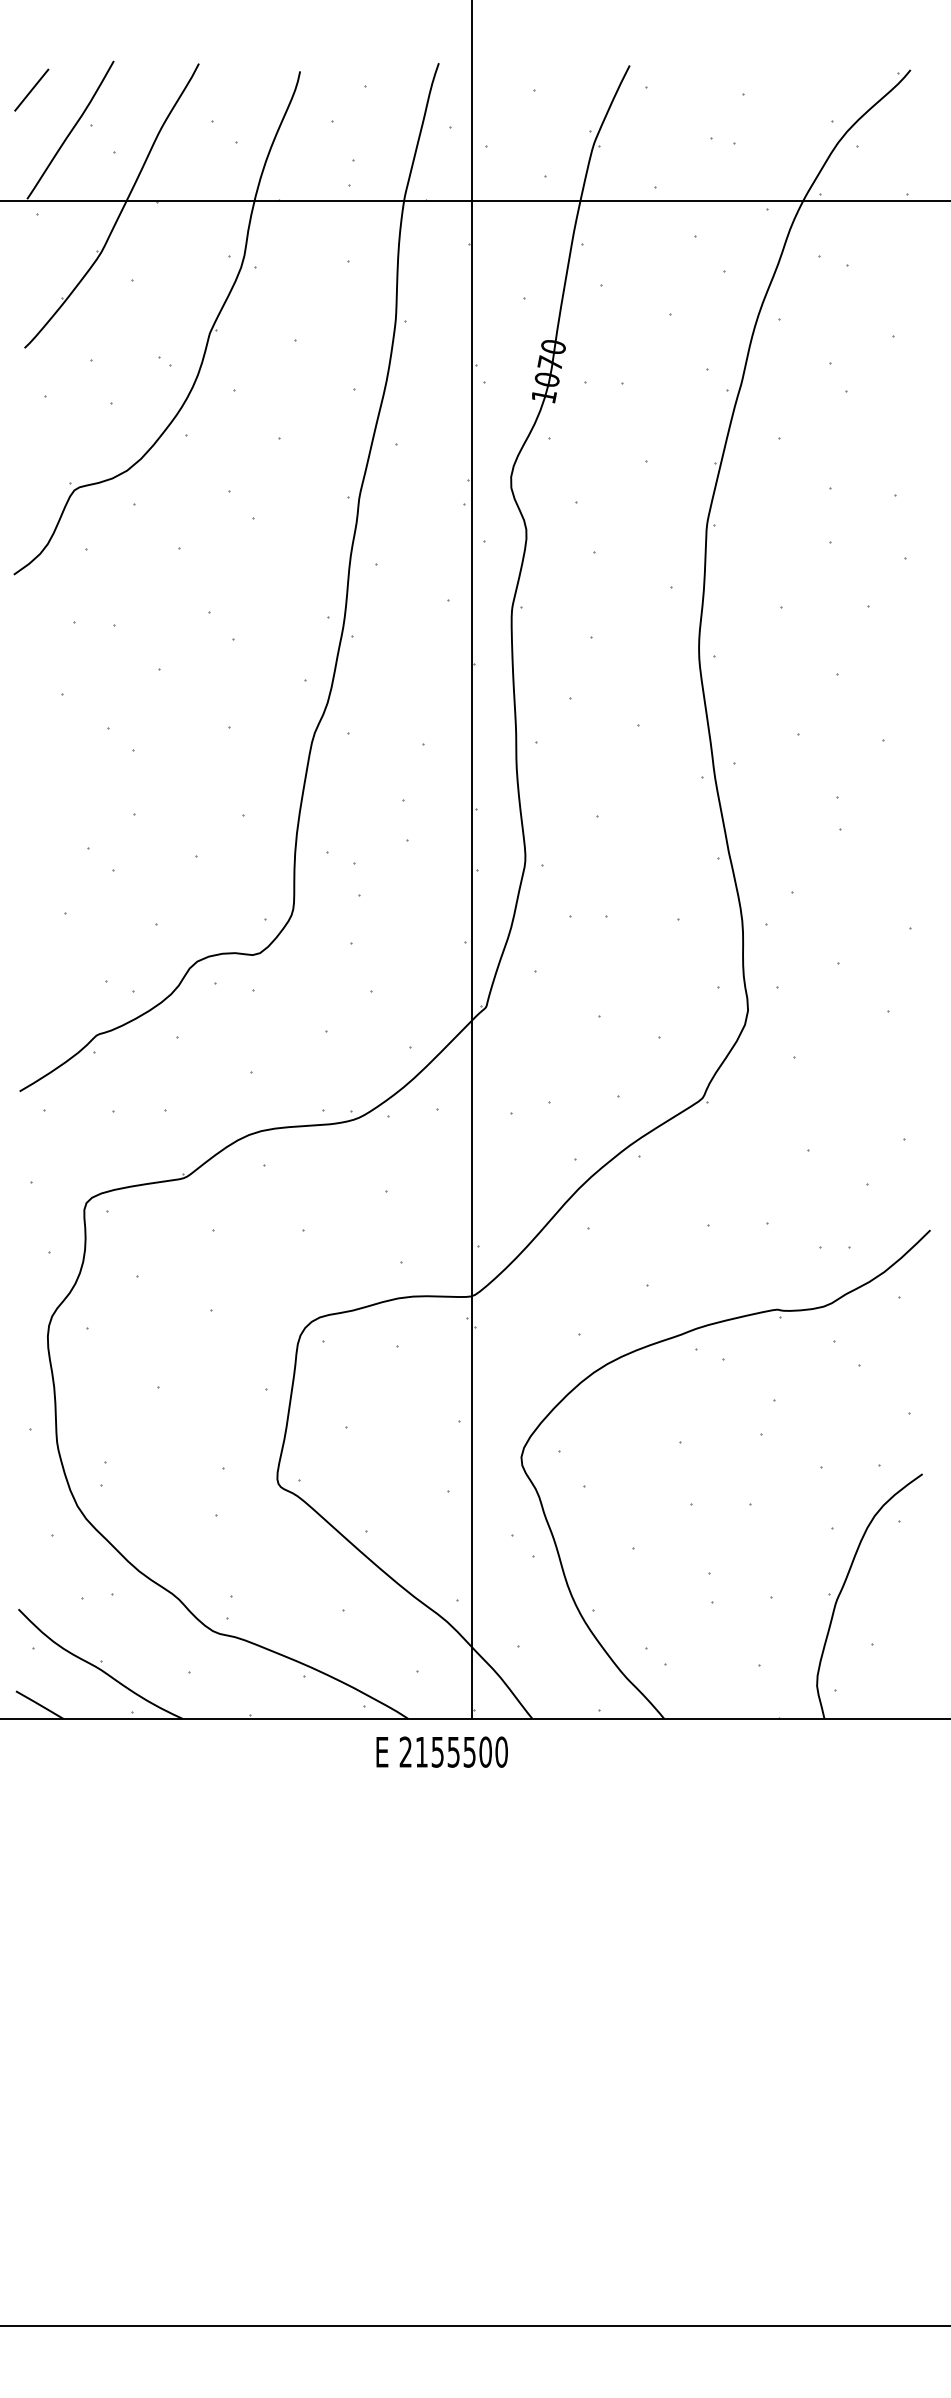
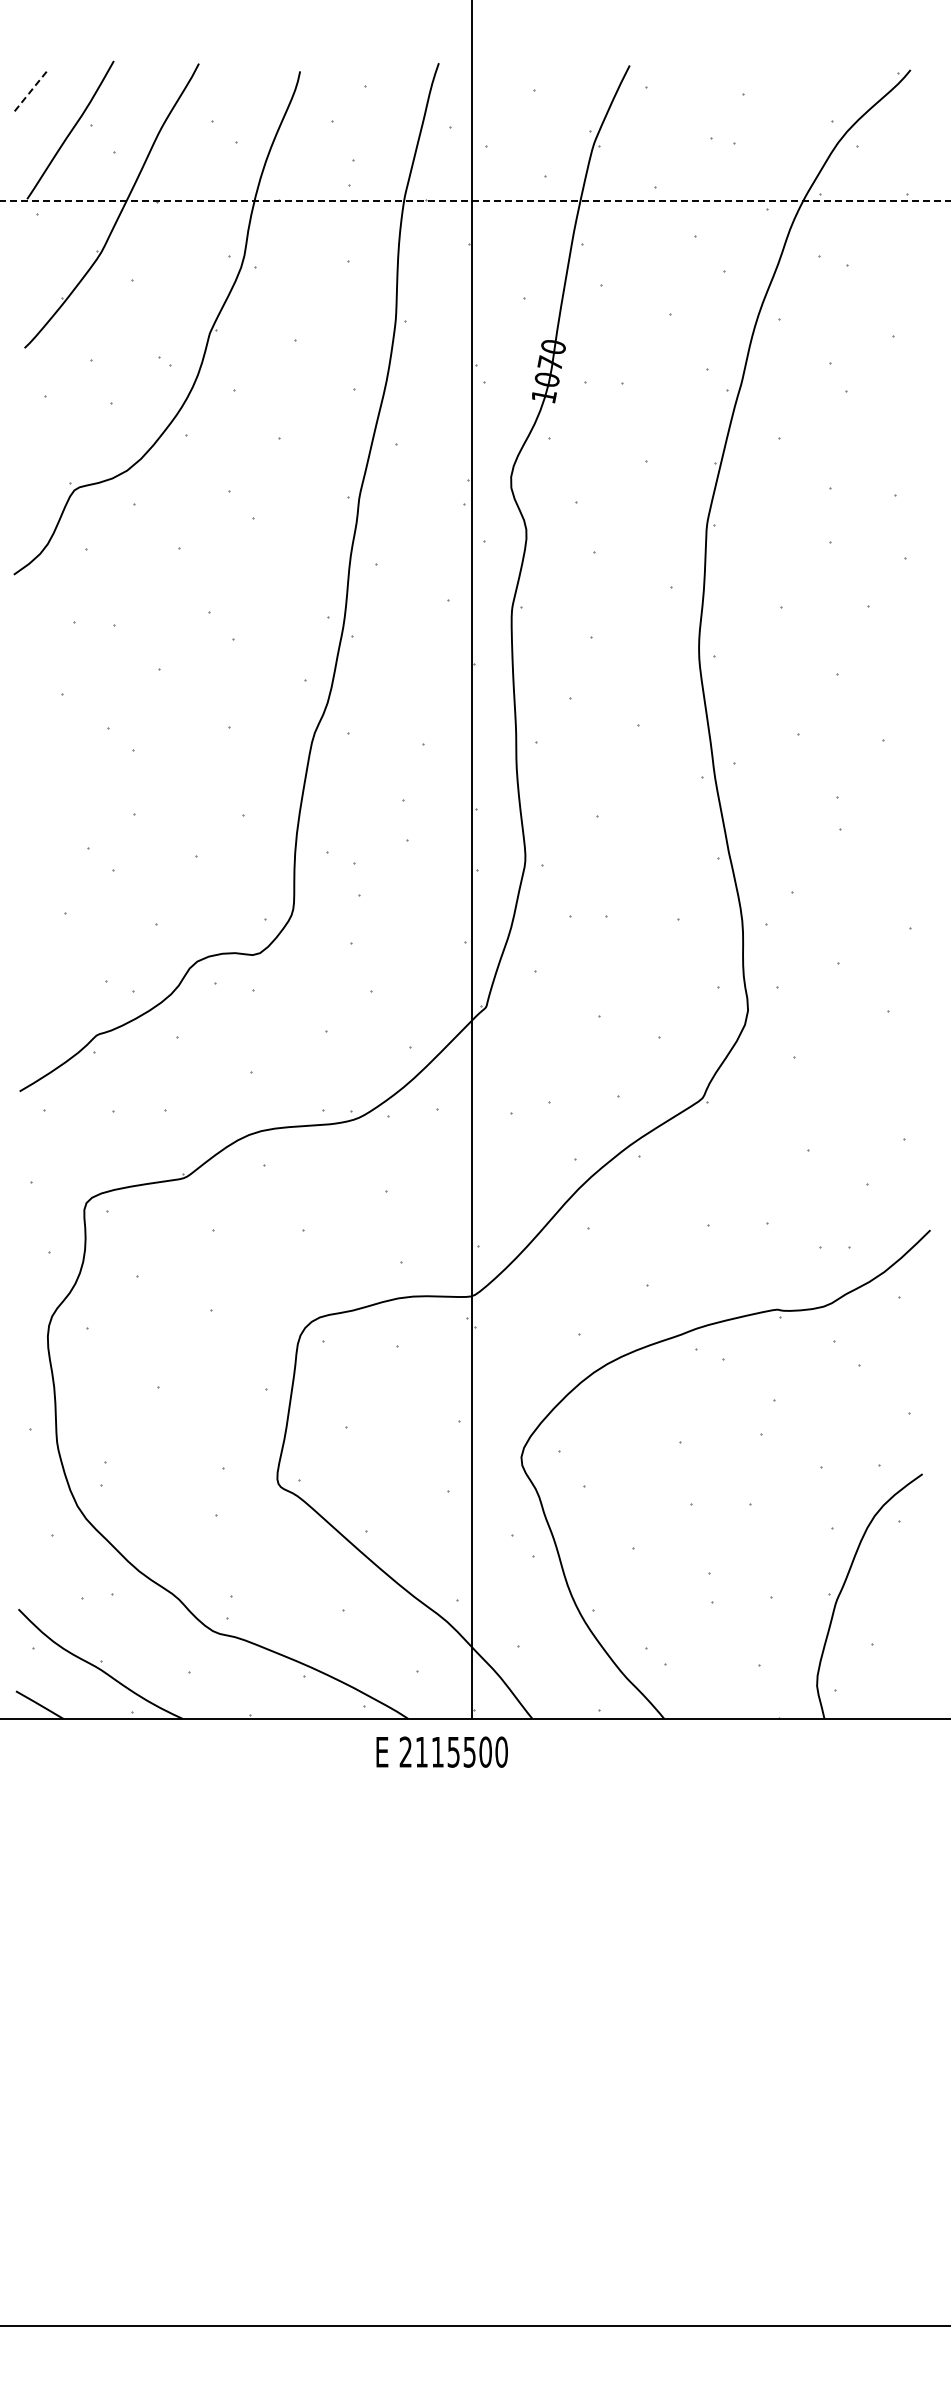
line: solid -> dashed (31, 89)
line: solid -> dashed (476, 200)
text: 2155500 -> 2115500 (437, 1752)
